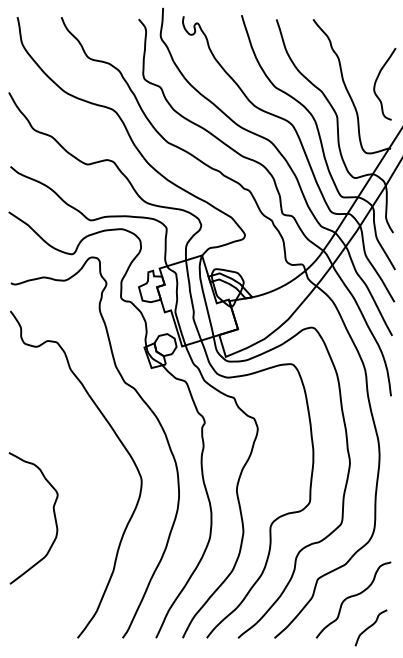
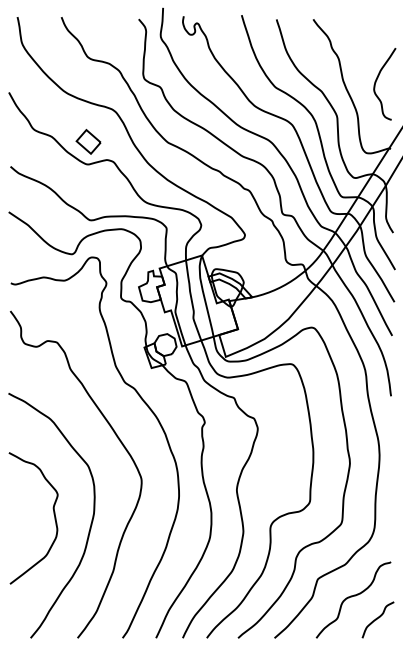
part: none -> present (88, 141)
curve: none -> present (90, 523)
curve position: (370, 627) -> (377, 619) (377, 619)
